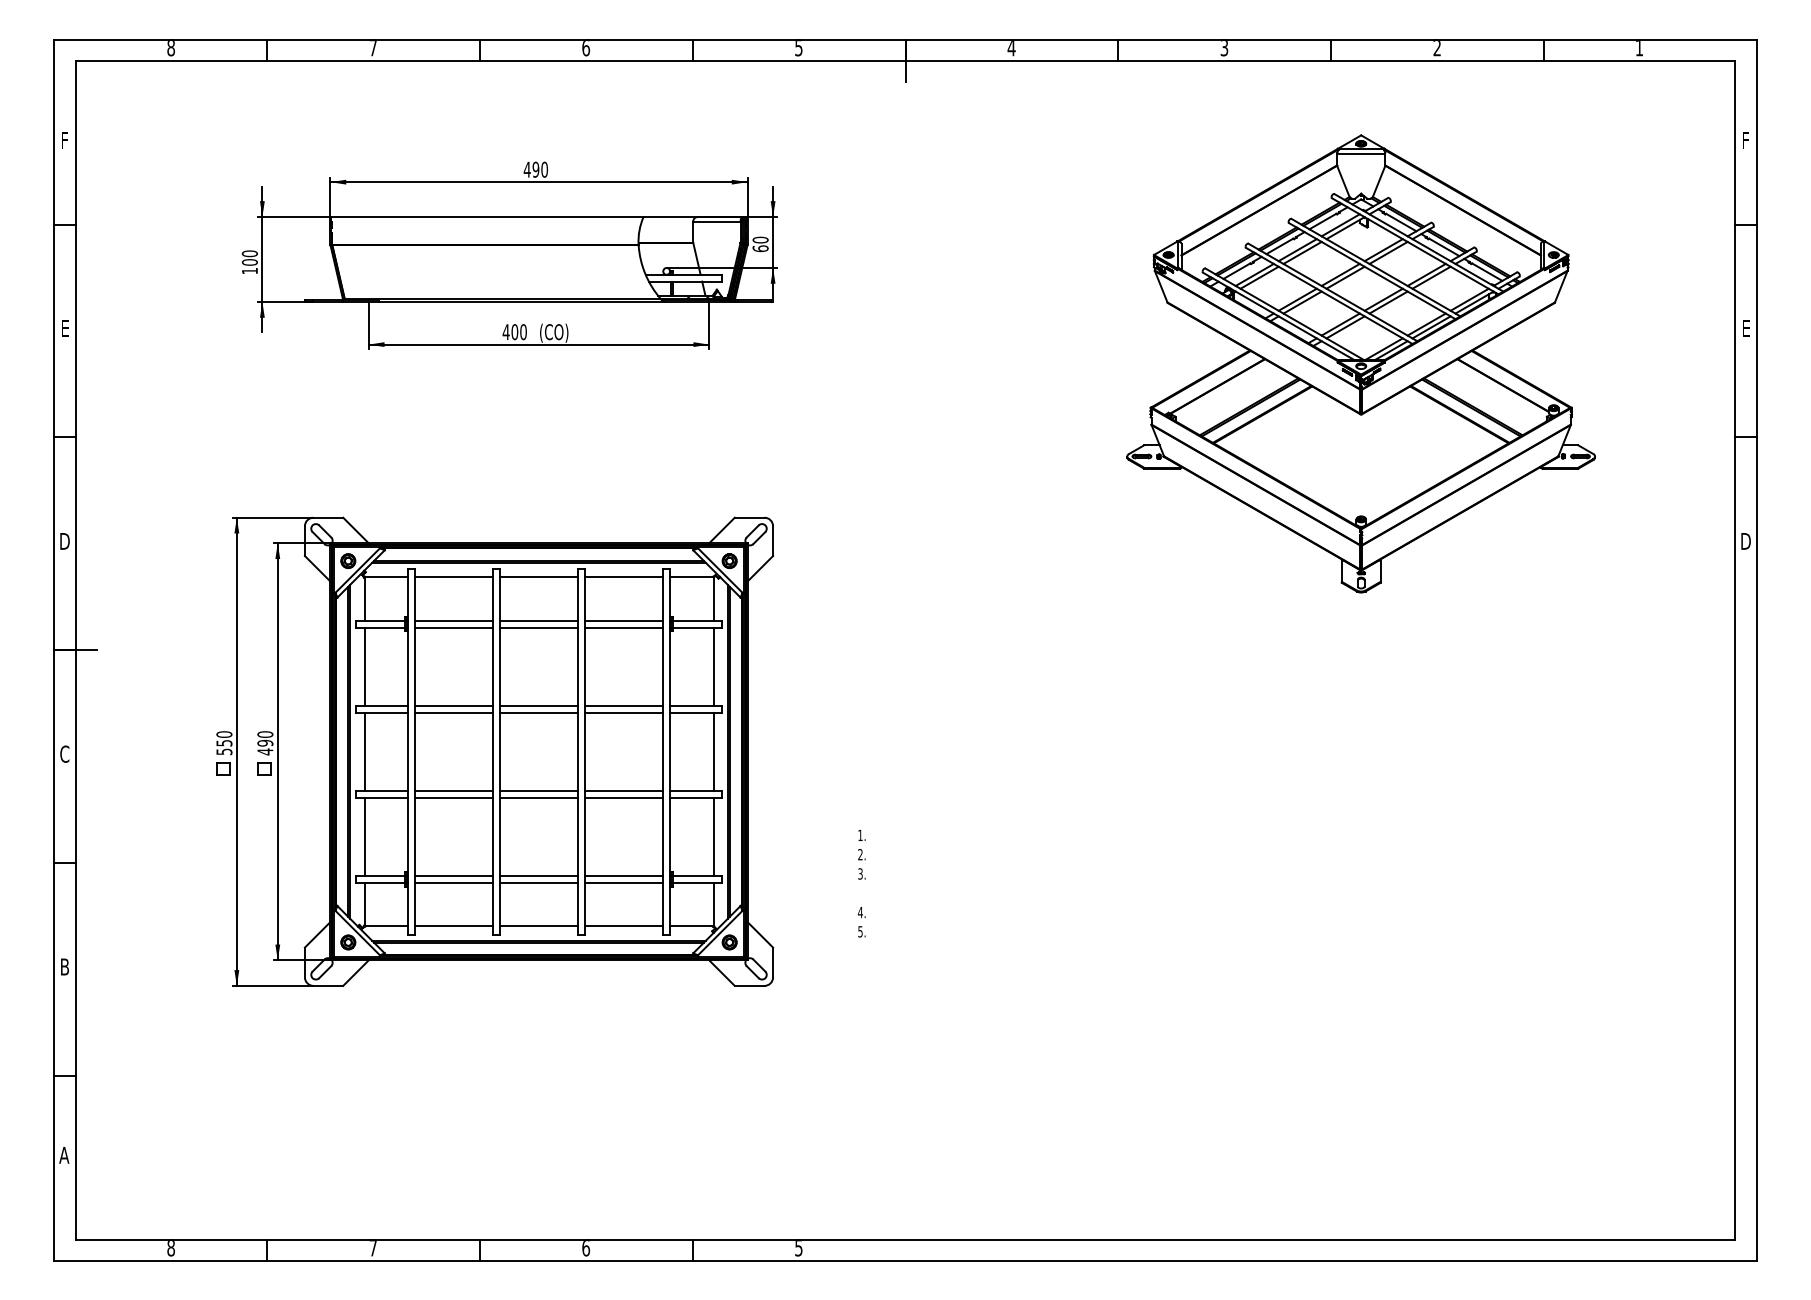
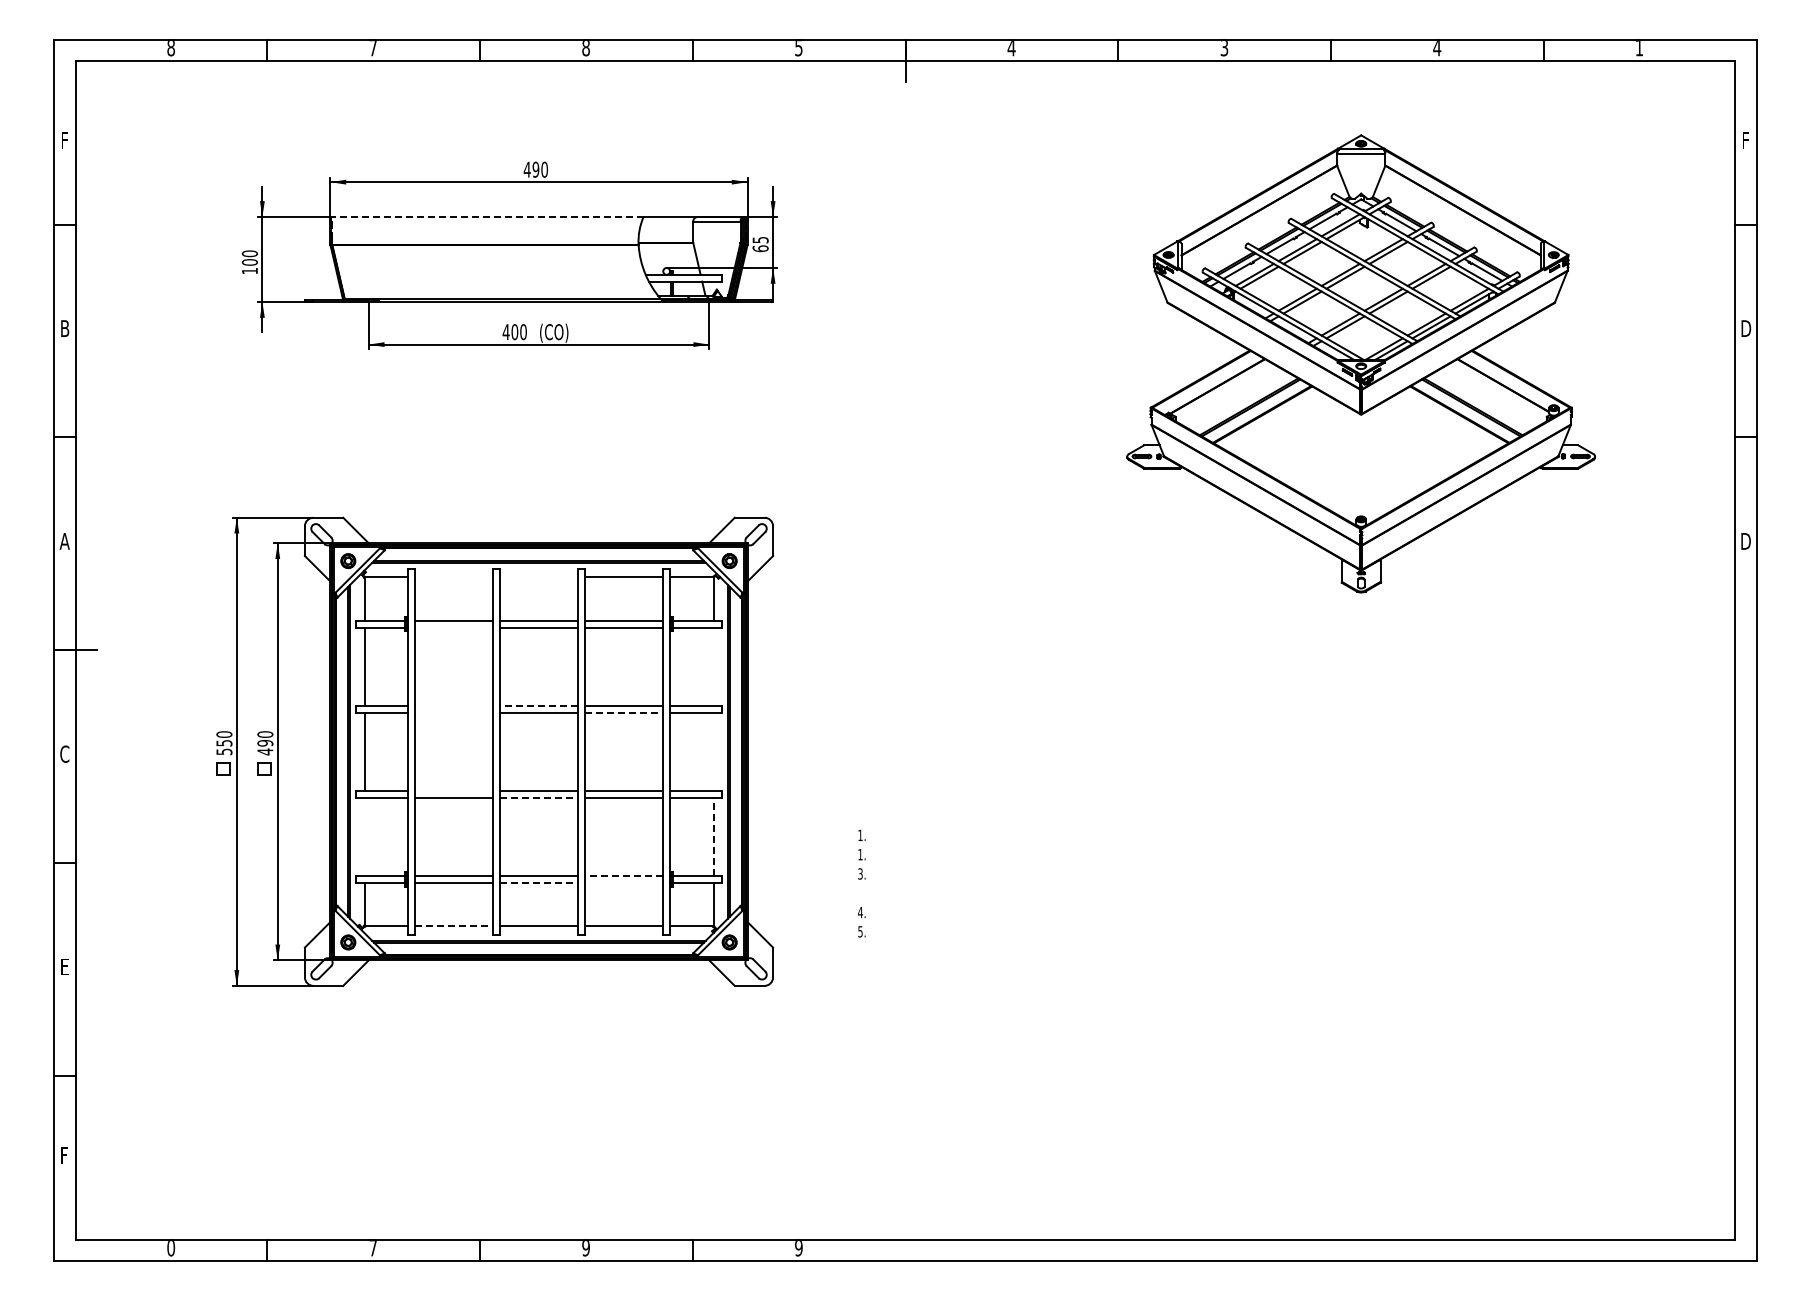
text: 6 -> 8 (586, 48)
text: 2 -> 4 (1437, 48)
line: solid -> dashed (487, 216)
text: 60 -> 65 (760, 239)
text: E -> B (65, 328)
text: E -> D (1746, 328)
text: D -> A (64, 541)
line: present -> none (453, 577)
line: present -> none (538, 577)
line: present -> none (453, 627)
line: present -> none (713, 666)
line: present -> none (453, 705)
line: solid -> dashed (538, 705)
line: present -> none (453, 712)
line: solid -> dashed (624, 712)
line: present -> none (713, 751)
line: present -> none (453, 790)
line: solid -> dashed (539, 797)
line: present -> none (364, 836)
line: solid -> dashed (713, 836)
text: 2. -> 1. (860, 854)
line: solid -> dashed (623, 876)
line: solid -> dashed (539, 882)
line: present -> none (623, 882)
line: solid -> dashed (454, 926)
text: B -> E (64, 966)
text: A -> F (64, 1154)
text: 8 -> 0 (171, 1248)
text: 6 -> 9 (586, 1248)
text: 5 -> 9 (798, 1248)
